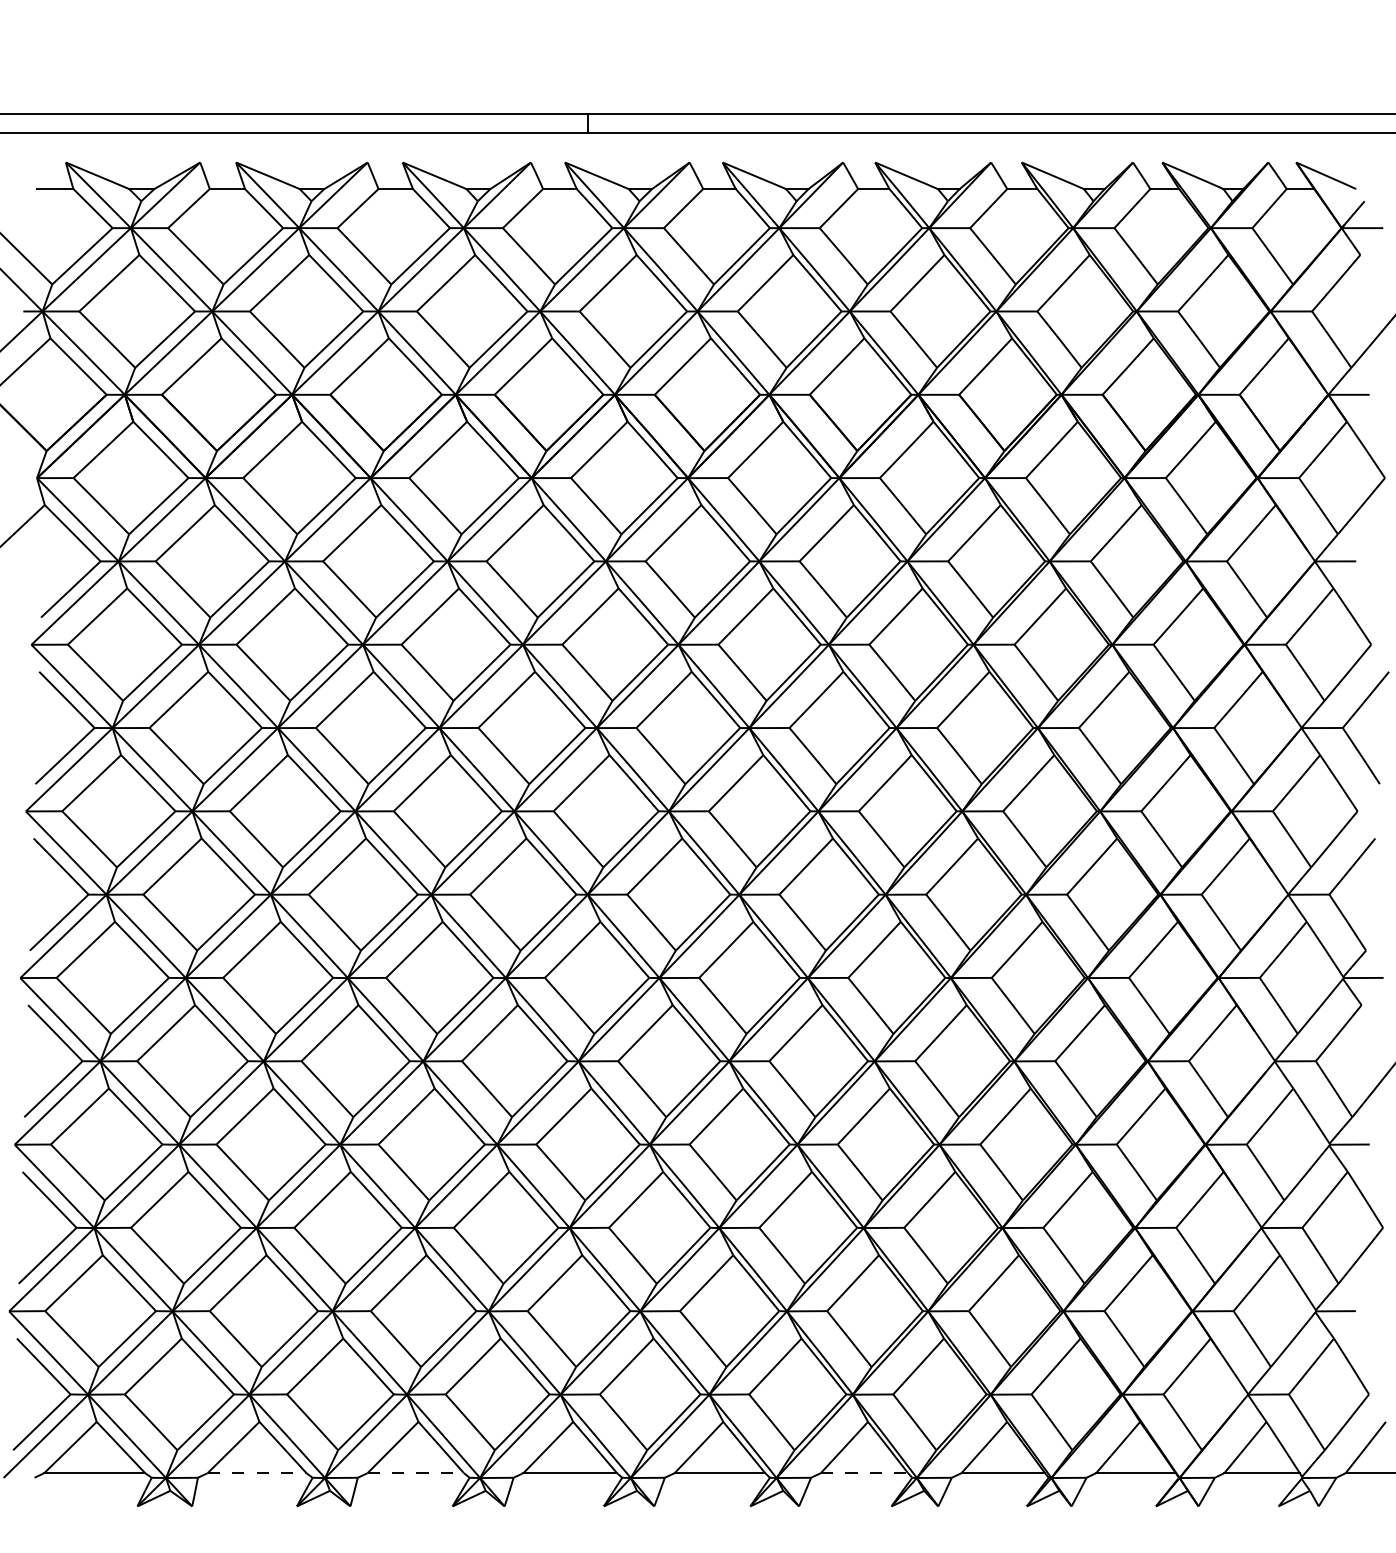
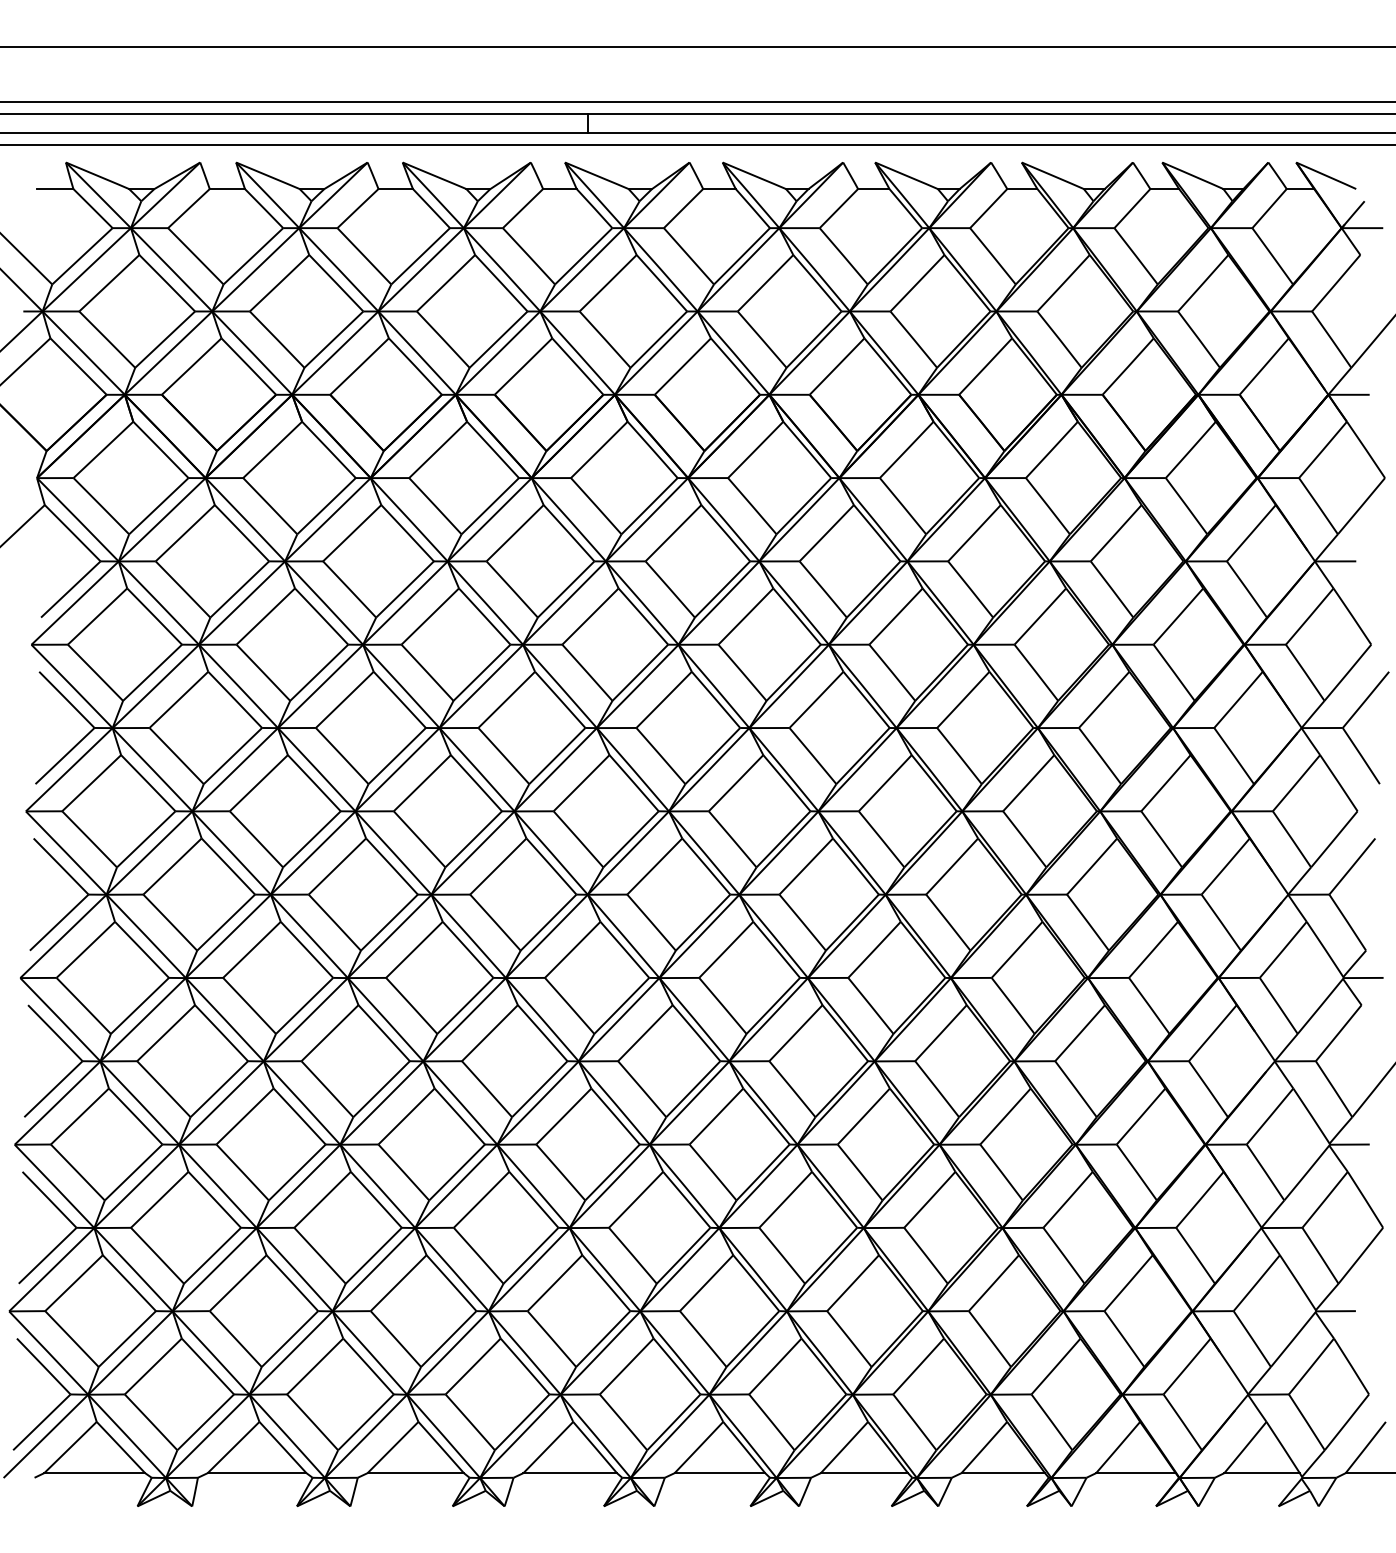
line: none -> present (697, 46)
line: none -> present (697, 102)
line: none -> present (697, 144)
line: dashed -> solid (257, 1473)
line: dashed -> solid (416, 1473)
line: dashed -> solid (864, 1473)
